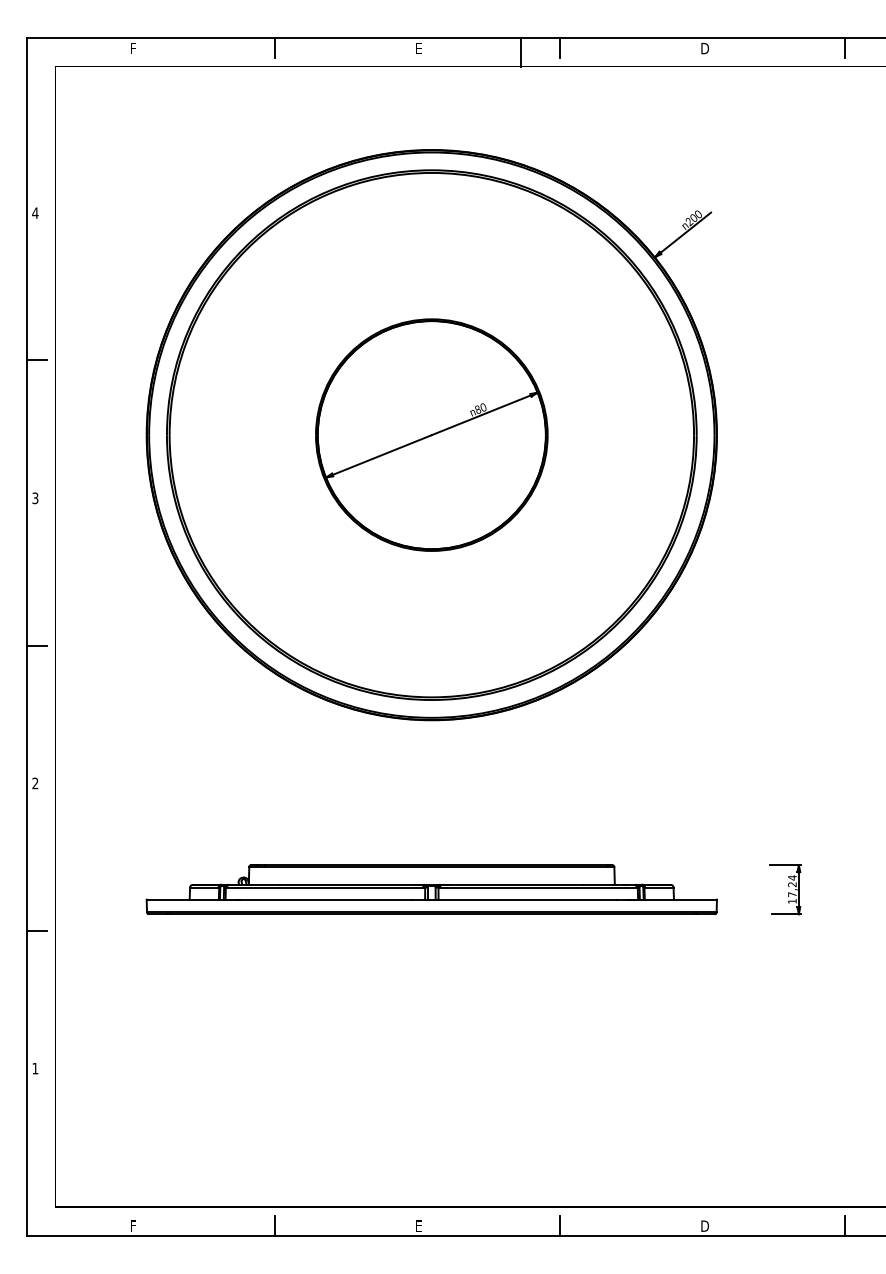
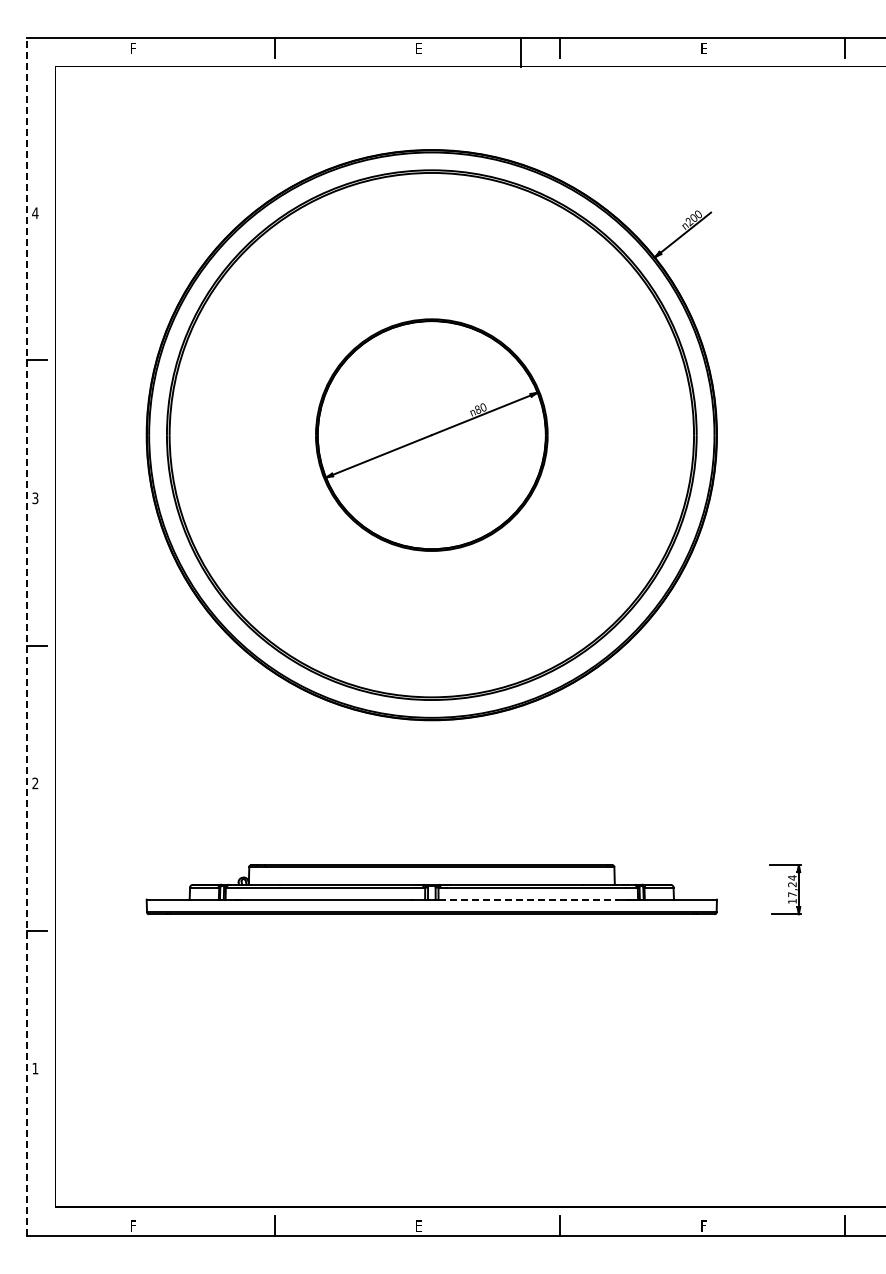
text: D -> E (704, 48)
line: solid -> dashed (26, 637)
line: solid -> dashed (528, 899)
text: D -> F (704, 1225)
